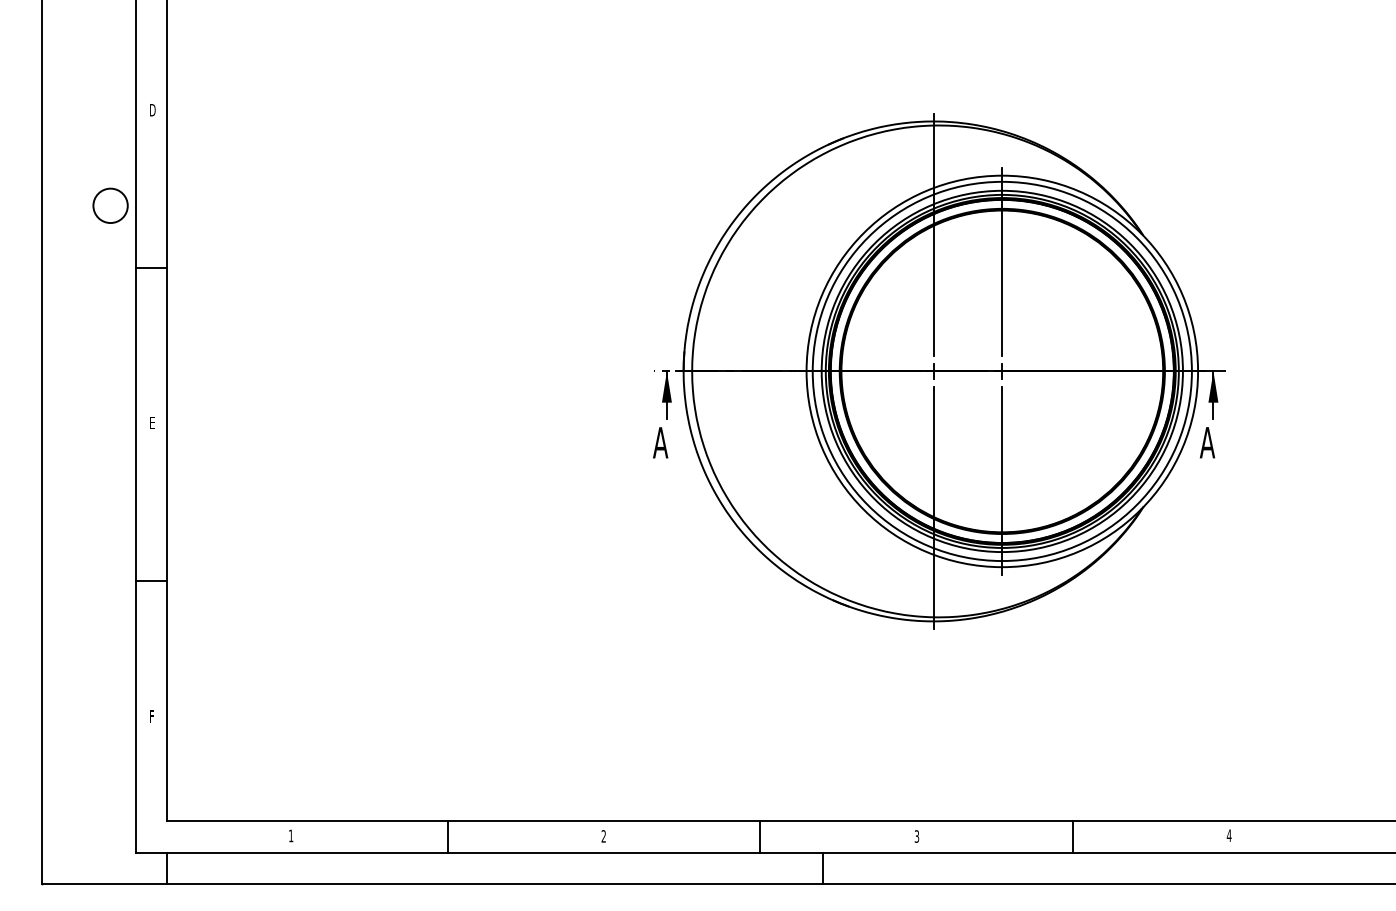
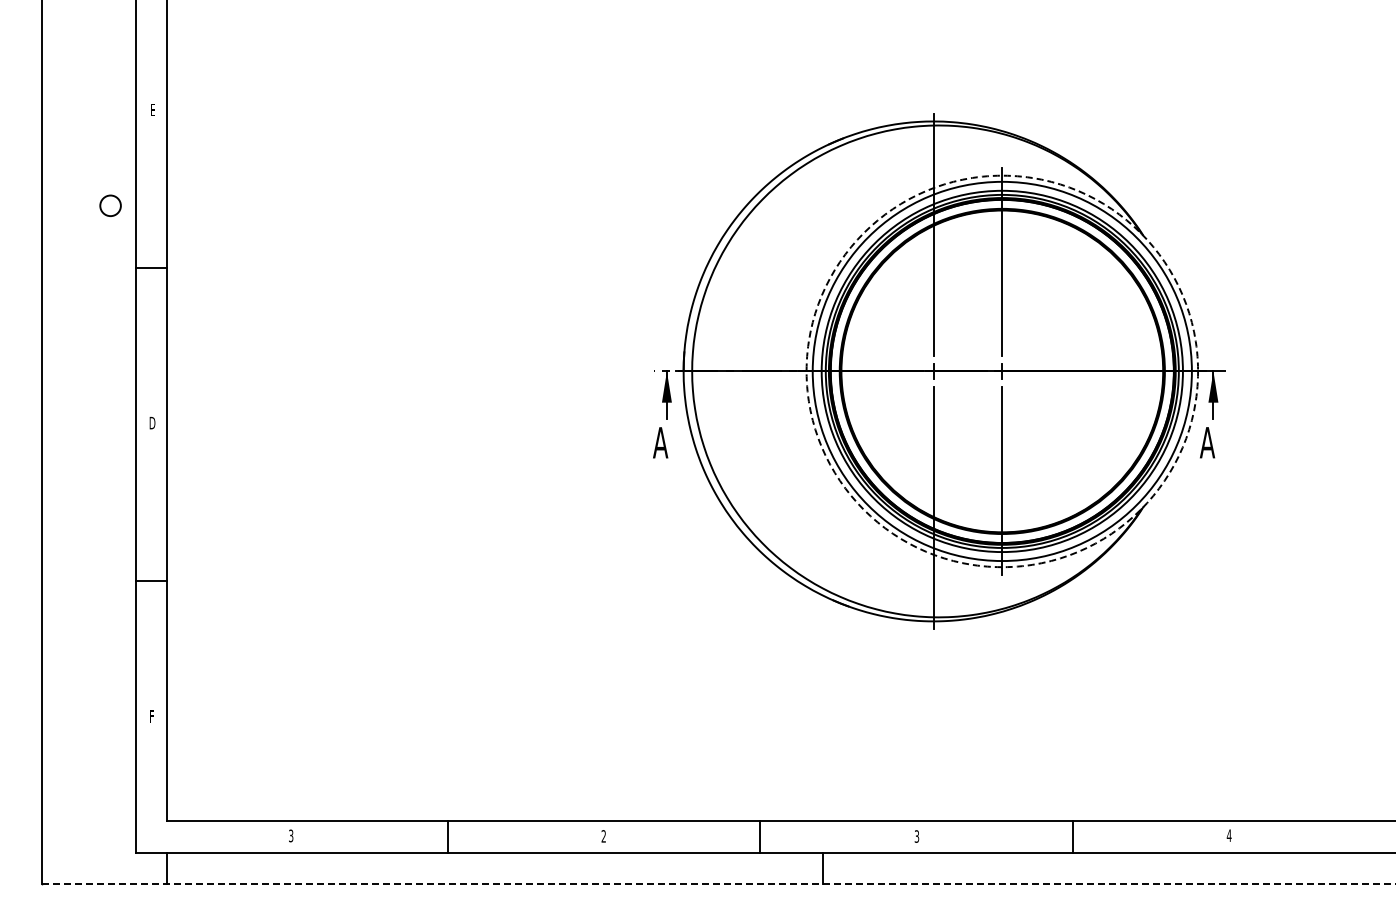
text: D -> E (152, 110)
circle diameter: 34 px -> 21 px (110, 205)
circle: solid -> dashed (1002, 371)
text: E -> D (152, 422)
text: 1 -> 3 (291, 835)
line: solid -> dashed (718, 883)
